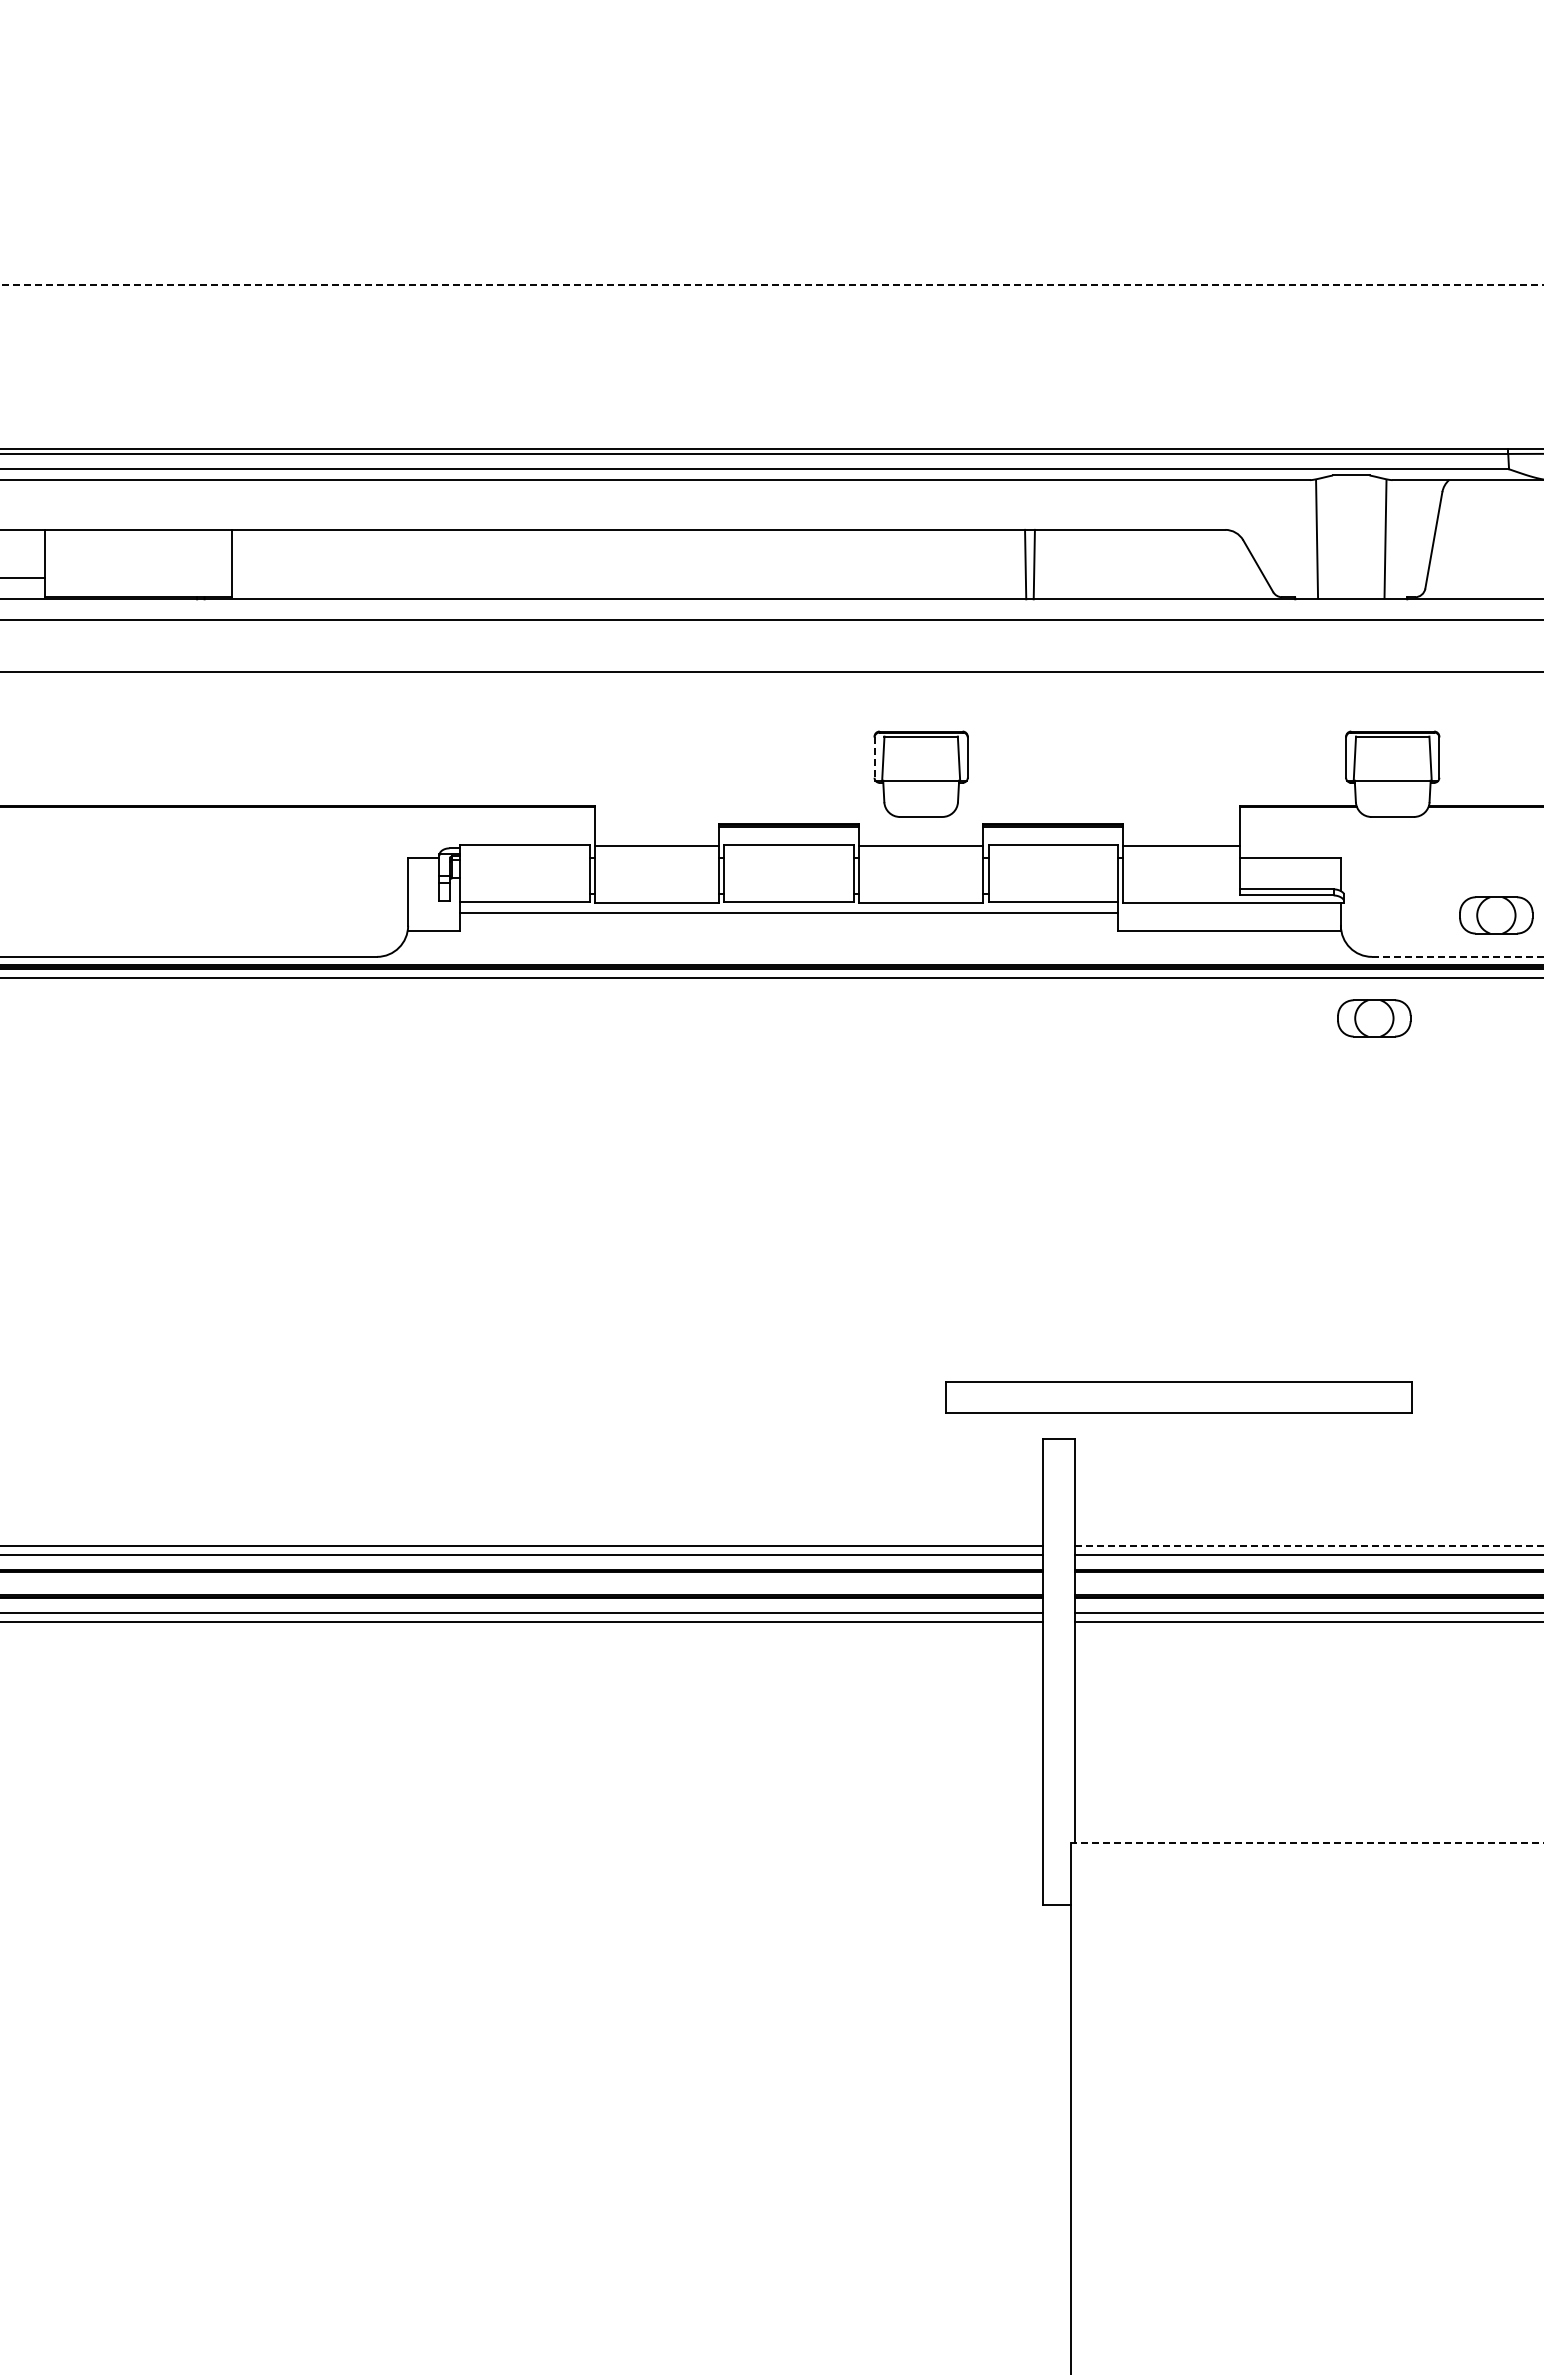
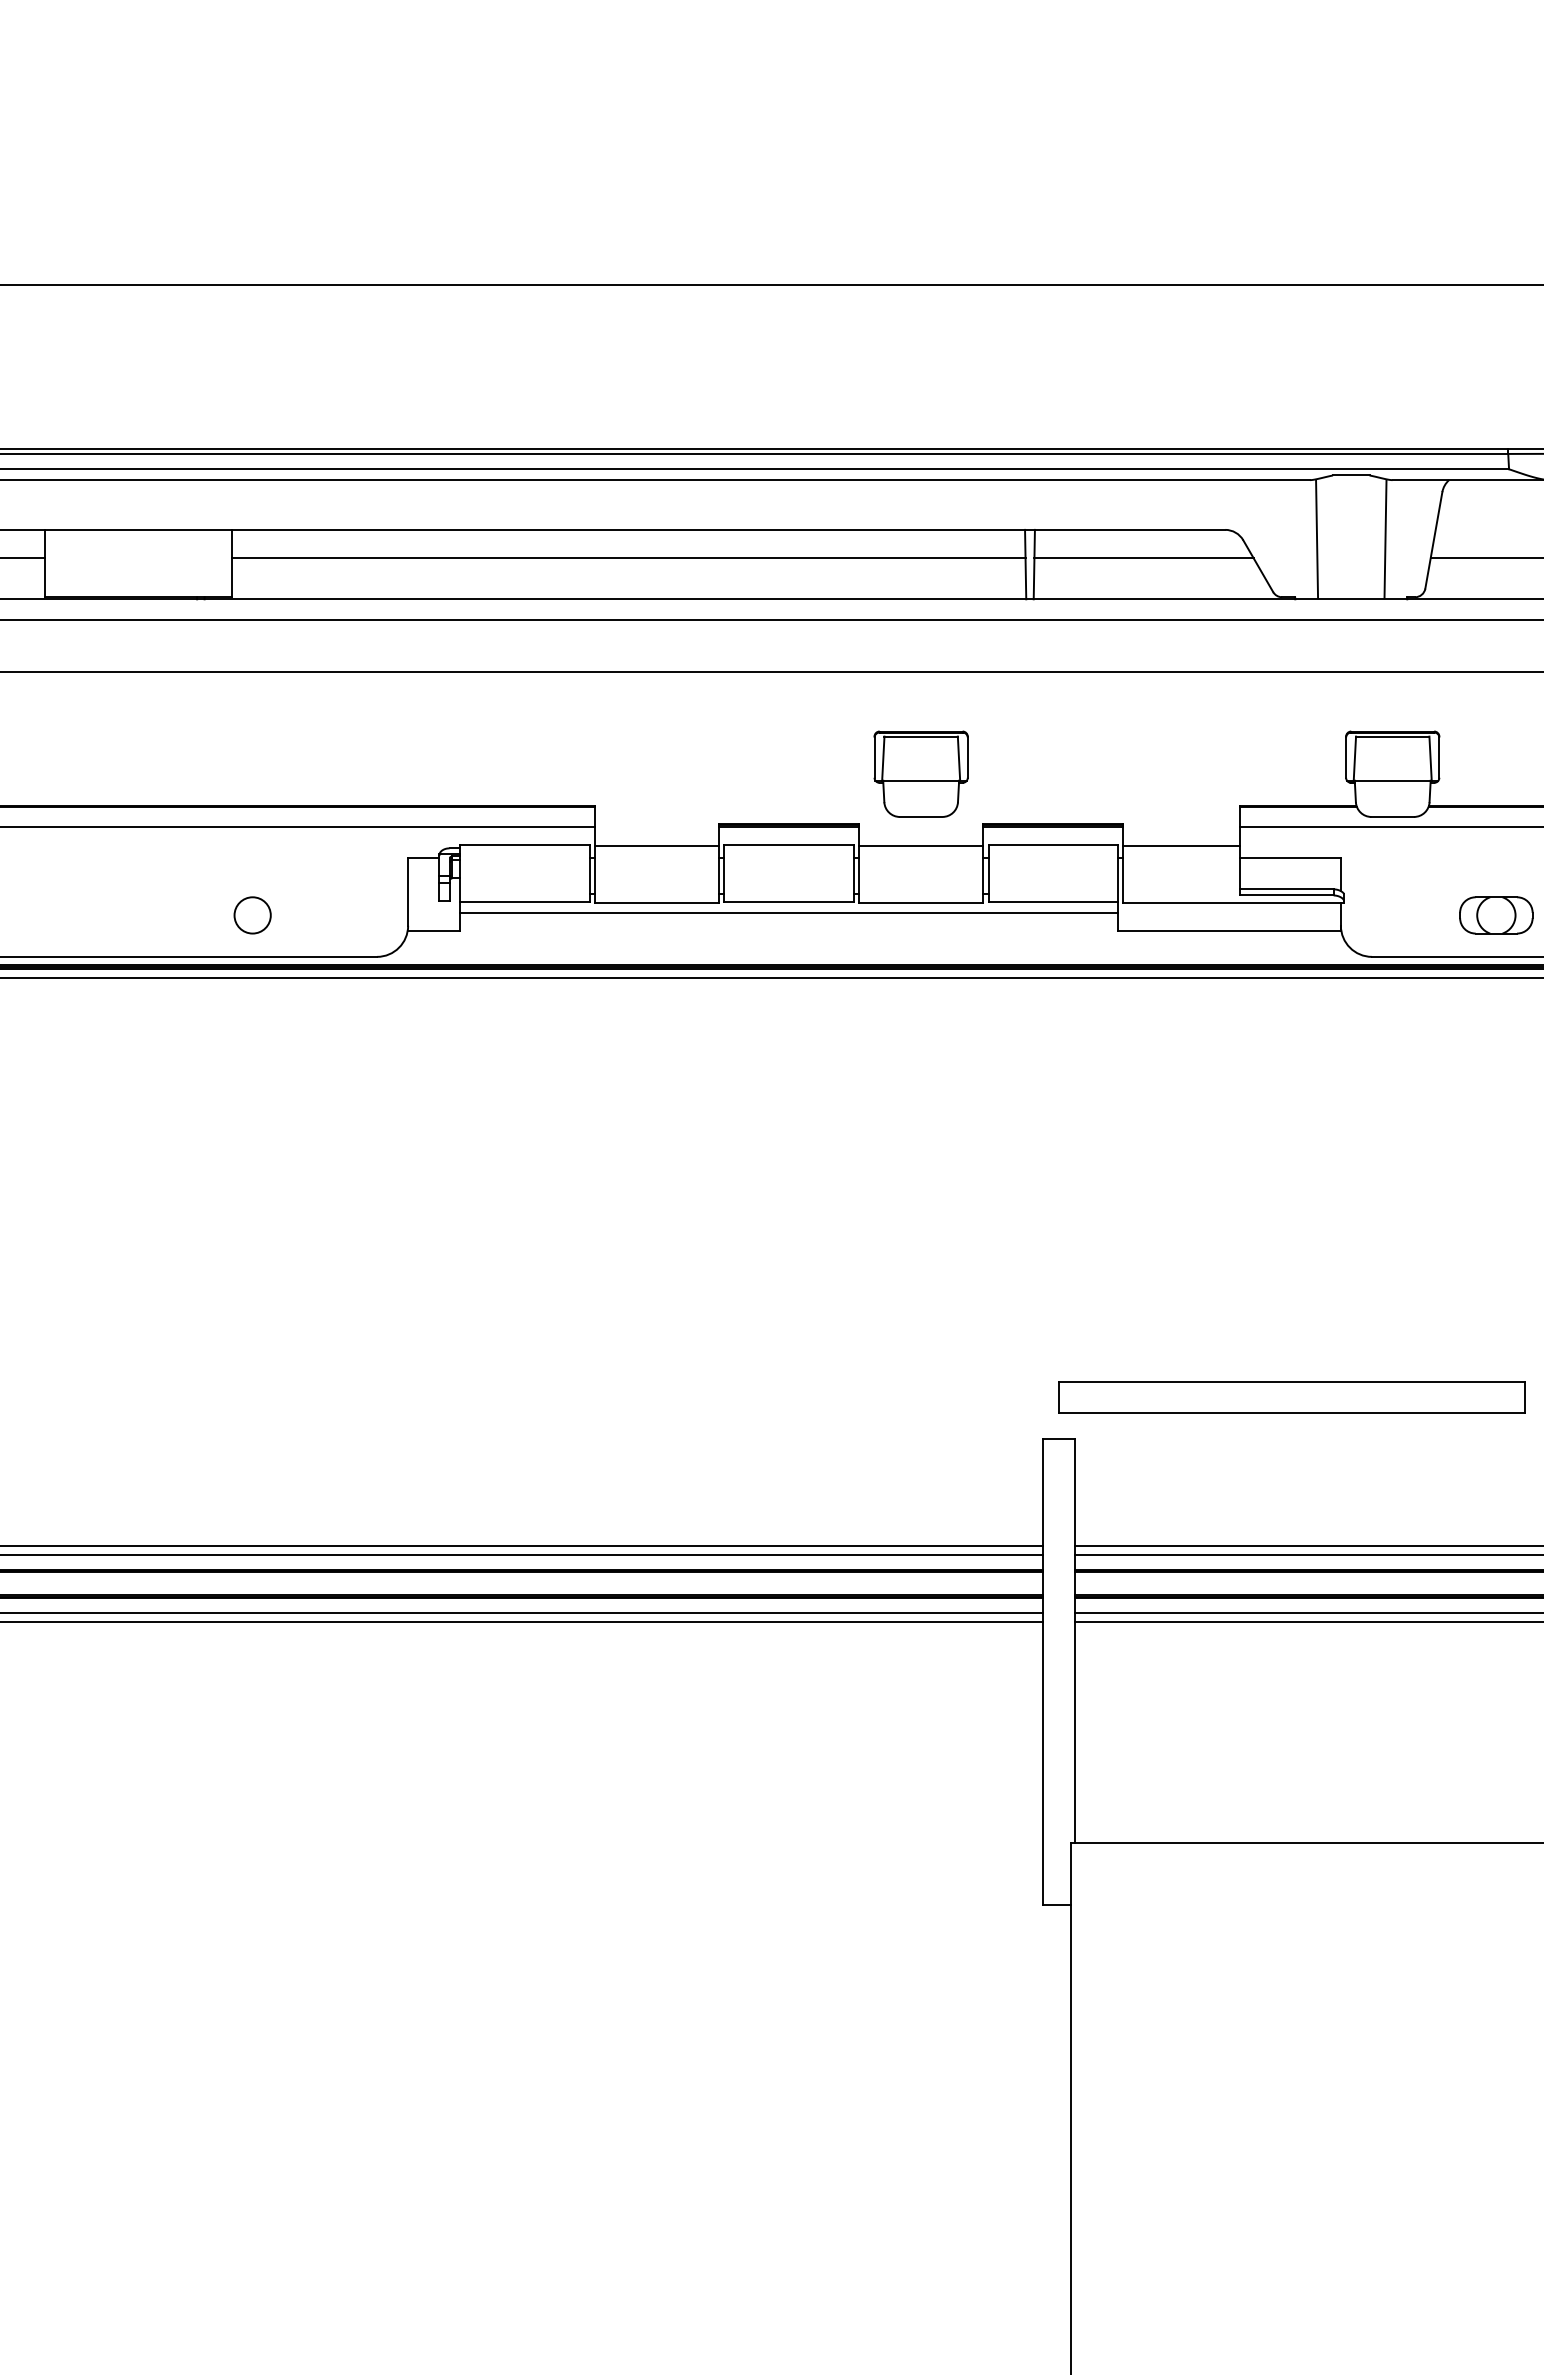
line: dashed -> solid (771, 284)
line: none -> present (628, 558)
line: none -> present (1143, 558)
line: none -> present (1485, 558)
line position: (23, 578) -> (23, 558) (23, 558)
line: dashed -> solid (874, 757)
line: none -> present (298, 827)
line: none -> present (1390, 827)
circle: none -> present (252, 915)
line: dashed -> solid (1457, 956)
part: present -> none (1374, 1018)
part position: (1178, 1397) -> (1291, 1397) (1291, 1397)
line: dashed -> solid (1309, 1546)
line: dashed -> solid (1307, 1843)
